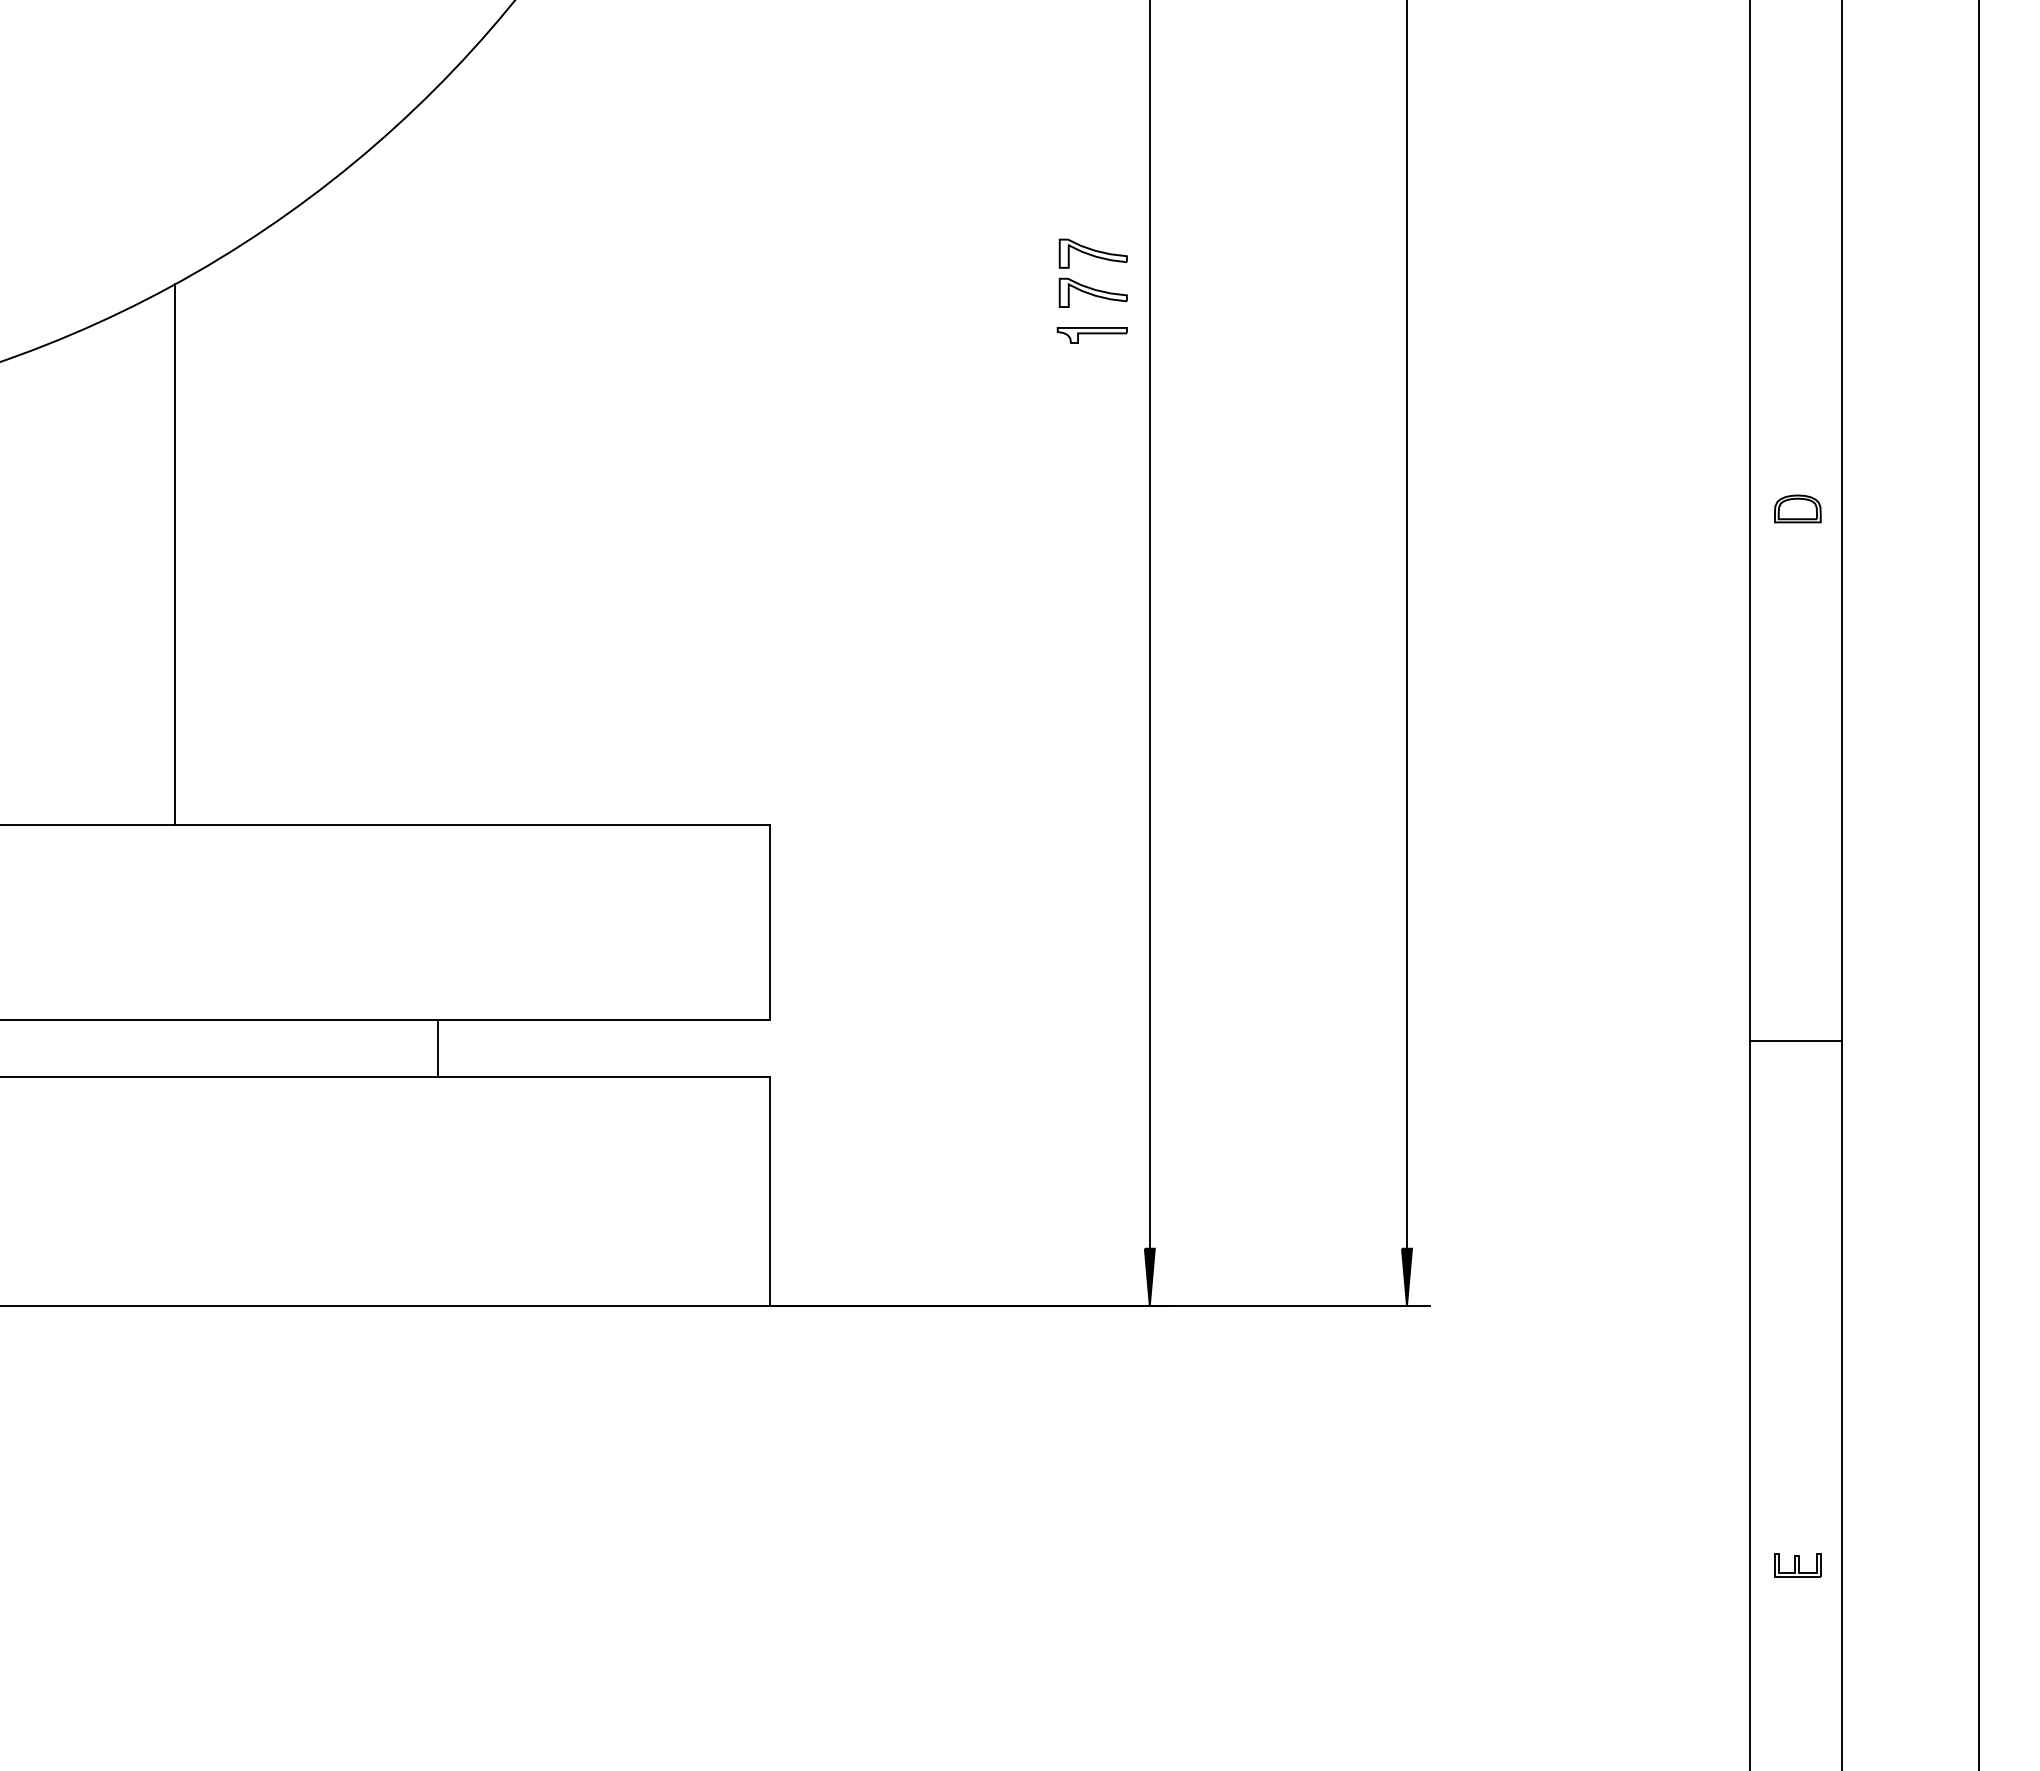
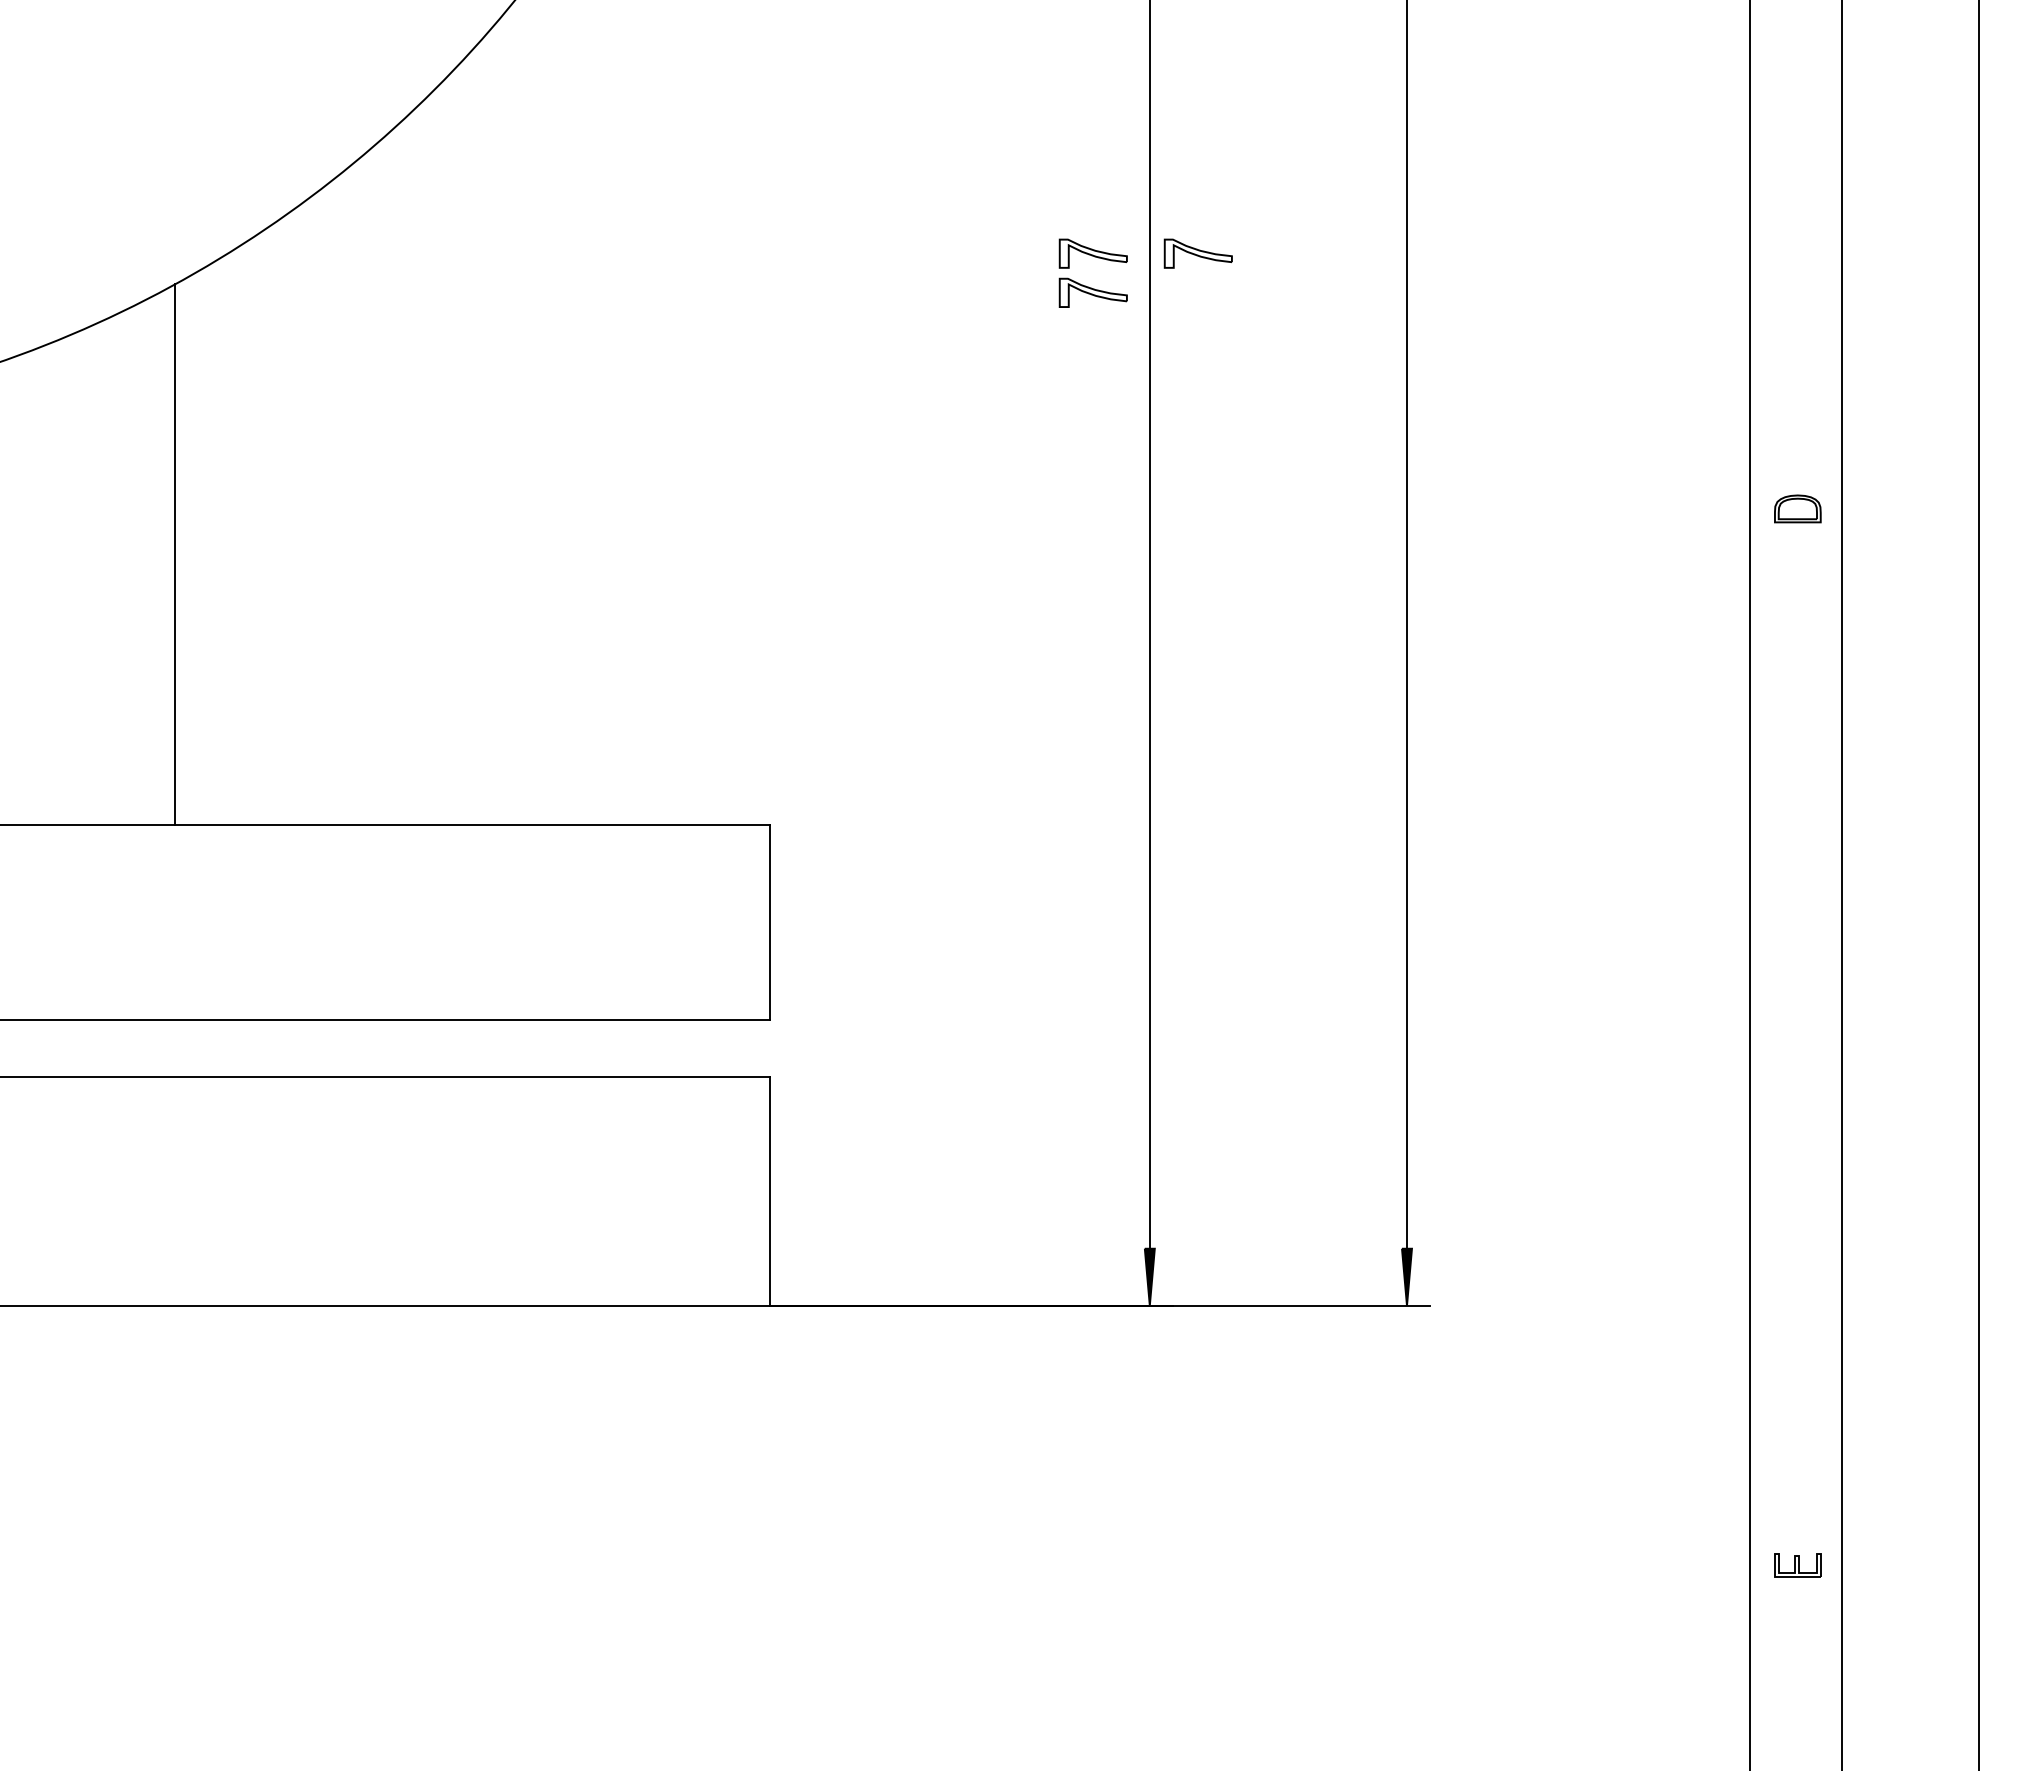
part: none -> present (1197, 253)
part: present -> none (1091, 335)
line: present -> none (1795, 1041)
line: present -> none (438, 1047)
